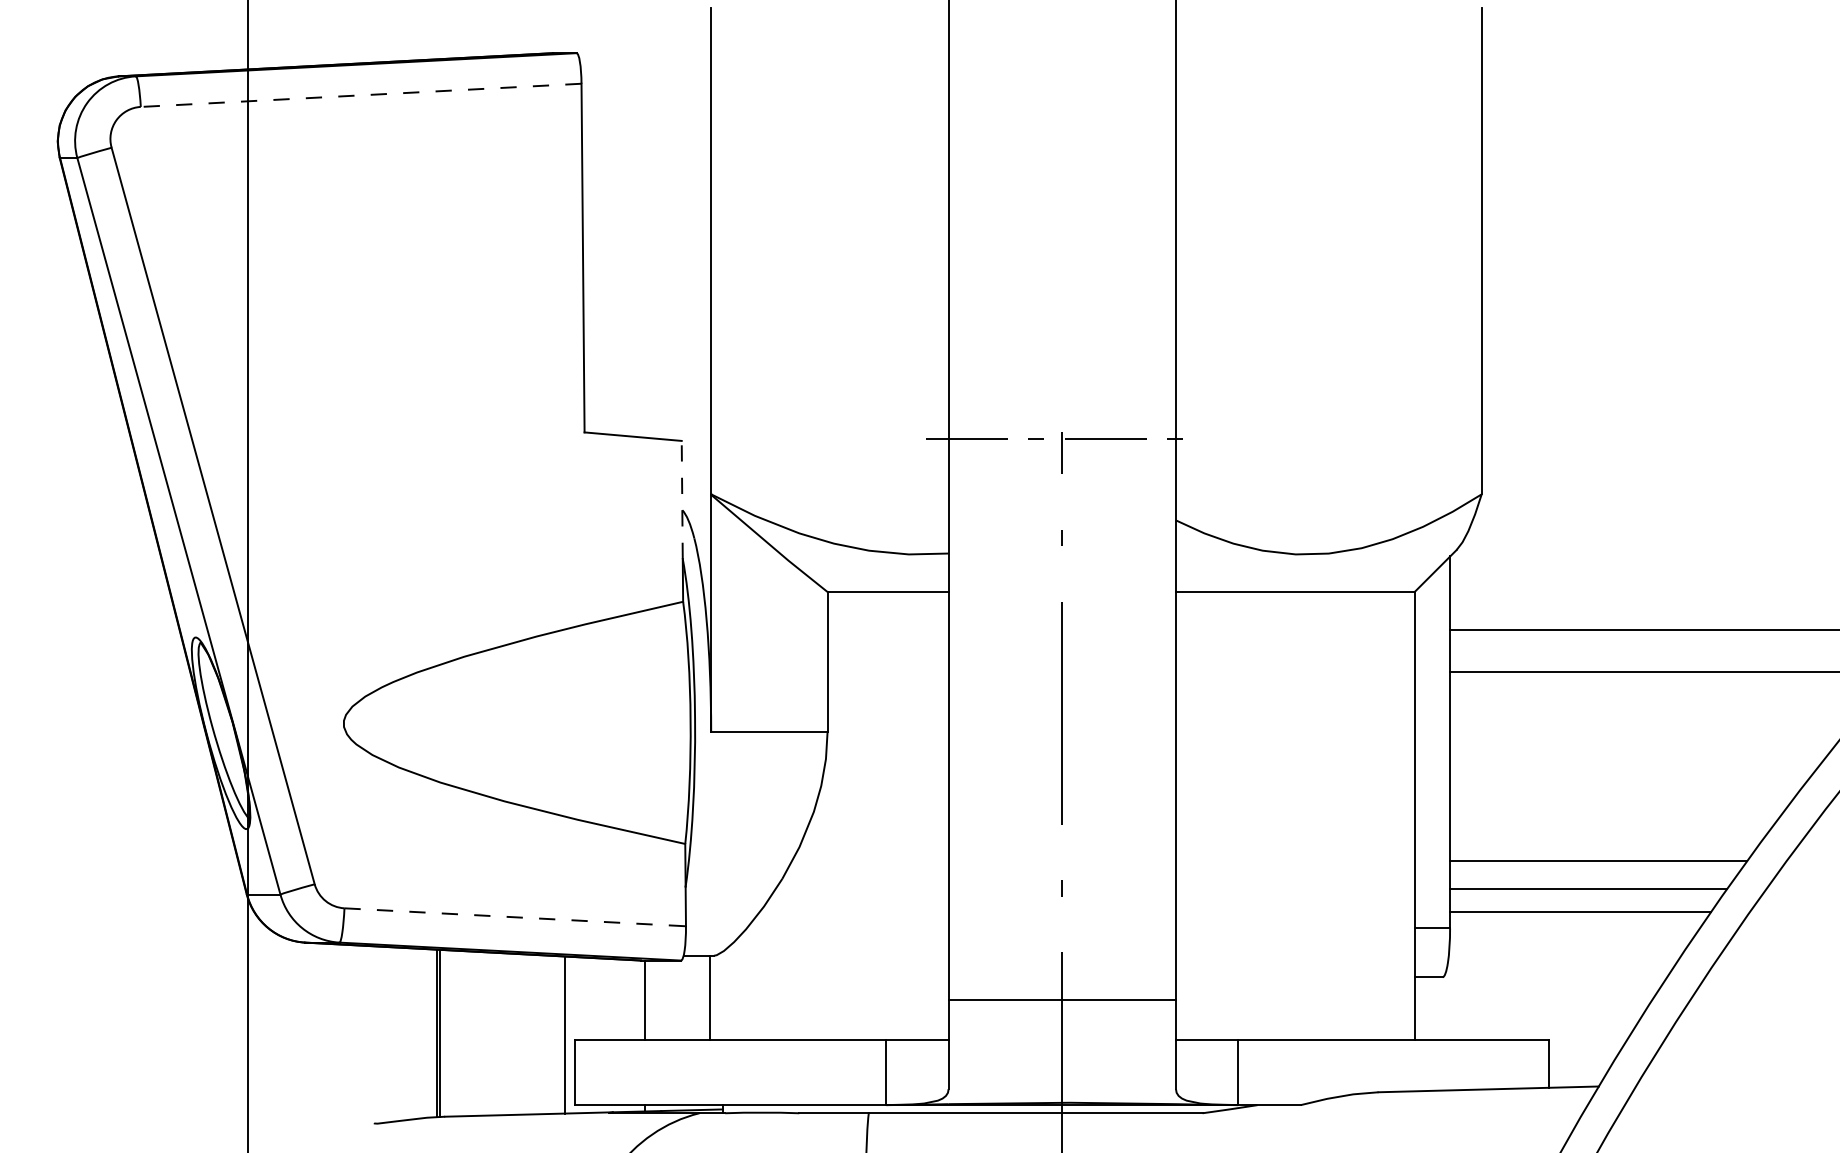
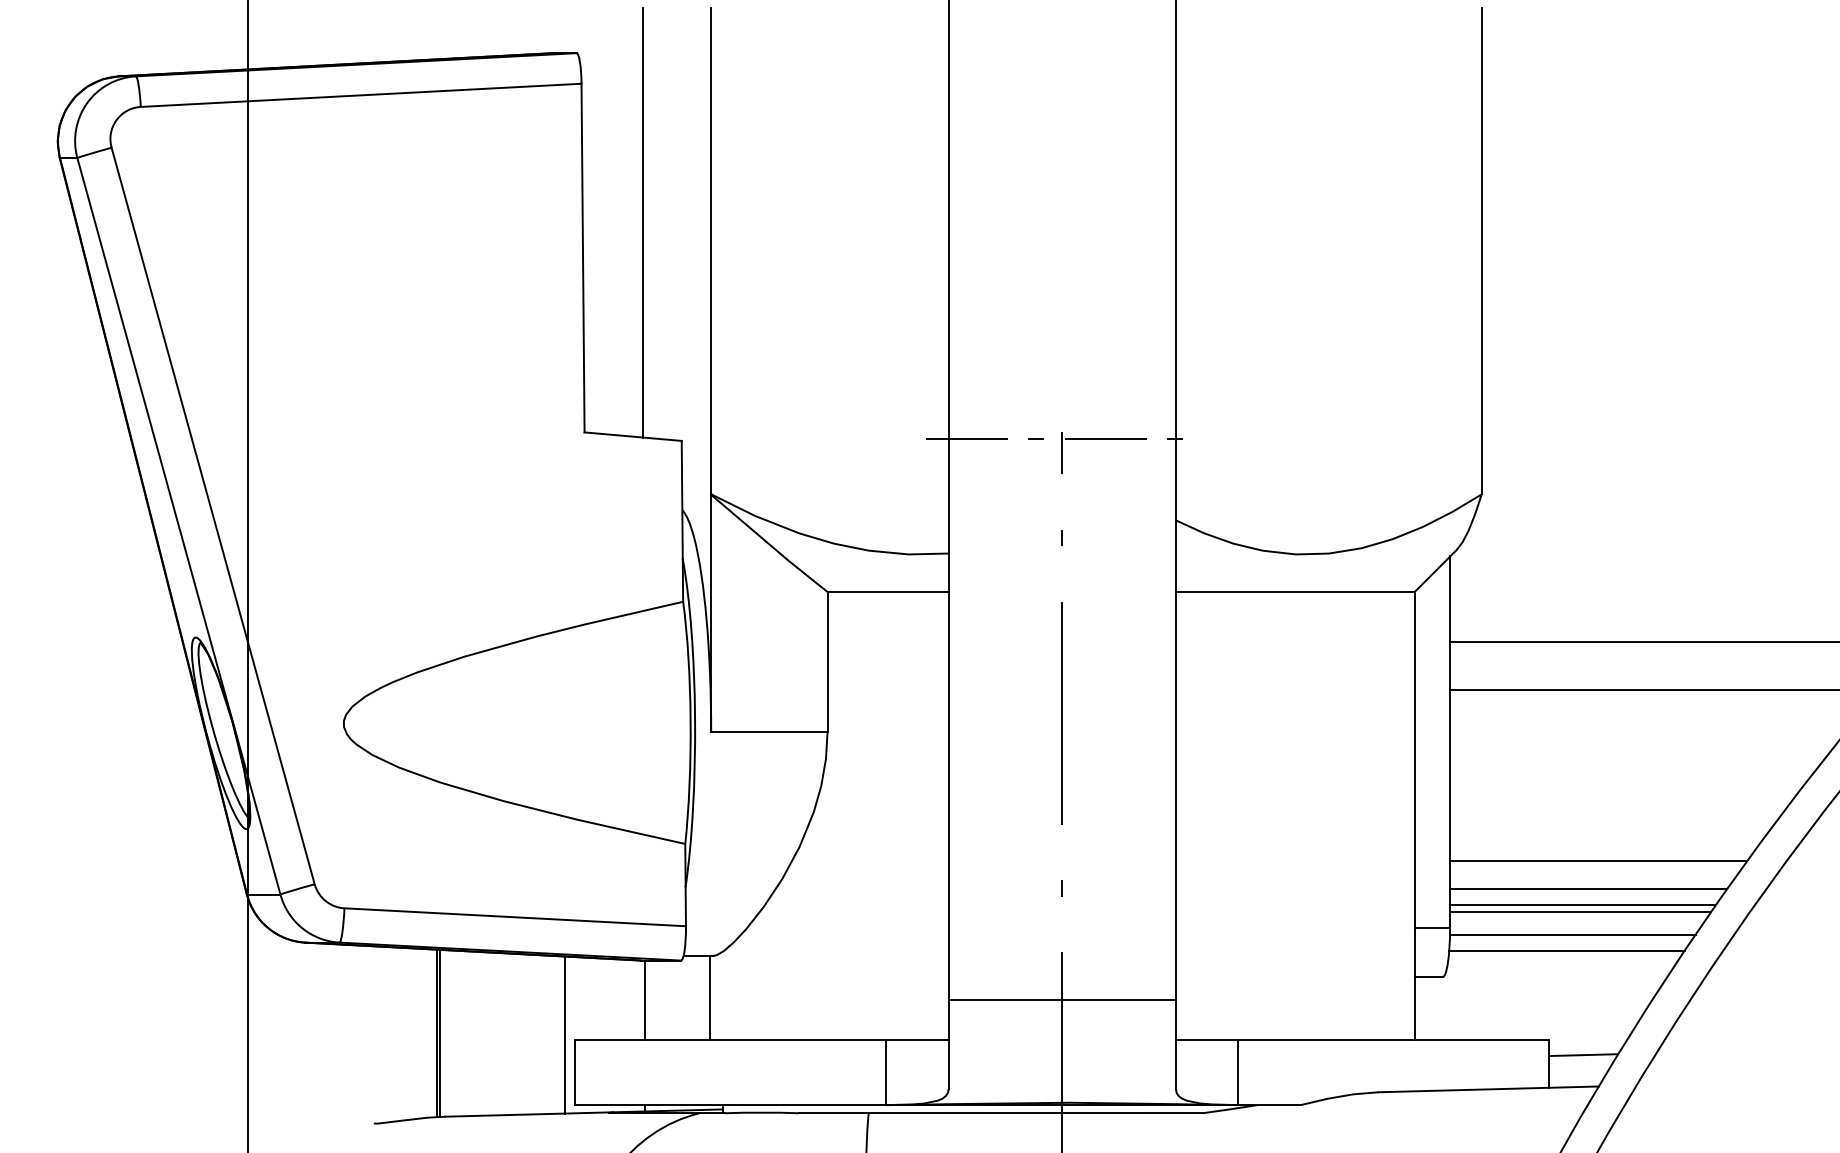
line: dashed -> solid (361, 95)
line: none -> present (642, 222)
line: dashed -> solid (682, 499)
line position: (1643, 630) -> (1643, 642) (1643, 642)
line position: (1643, 671) -> (1643, 689) (1643, 689)
line: none -> present (1582, 905)
line: dashed -> solid (515, 917)
line: none -> present (1572, 934)
line: none -> present (1566, 950)
line: none -> present (1583, 1055)
